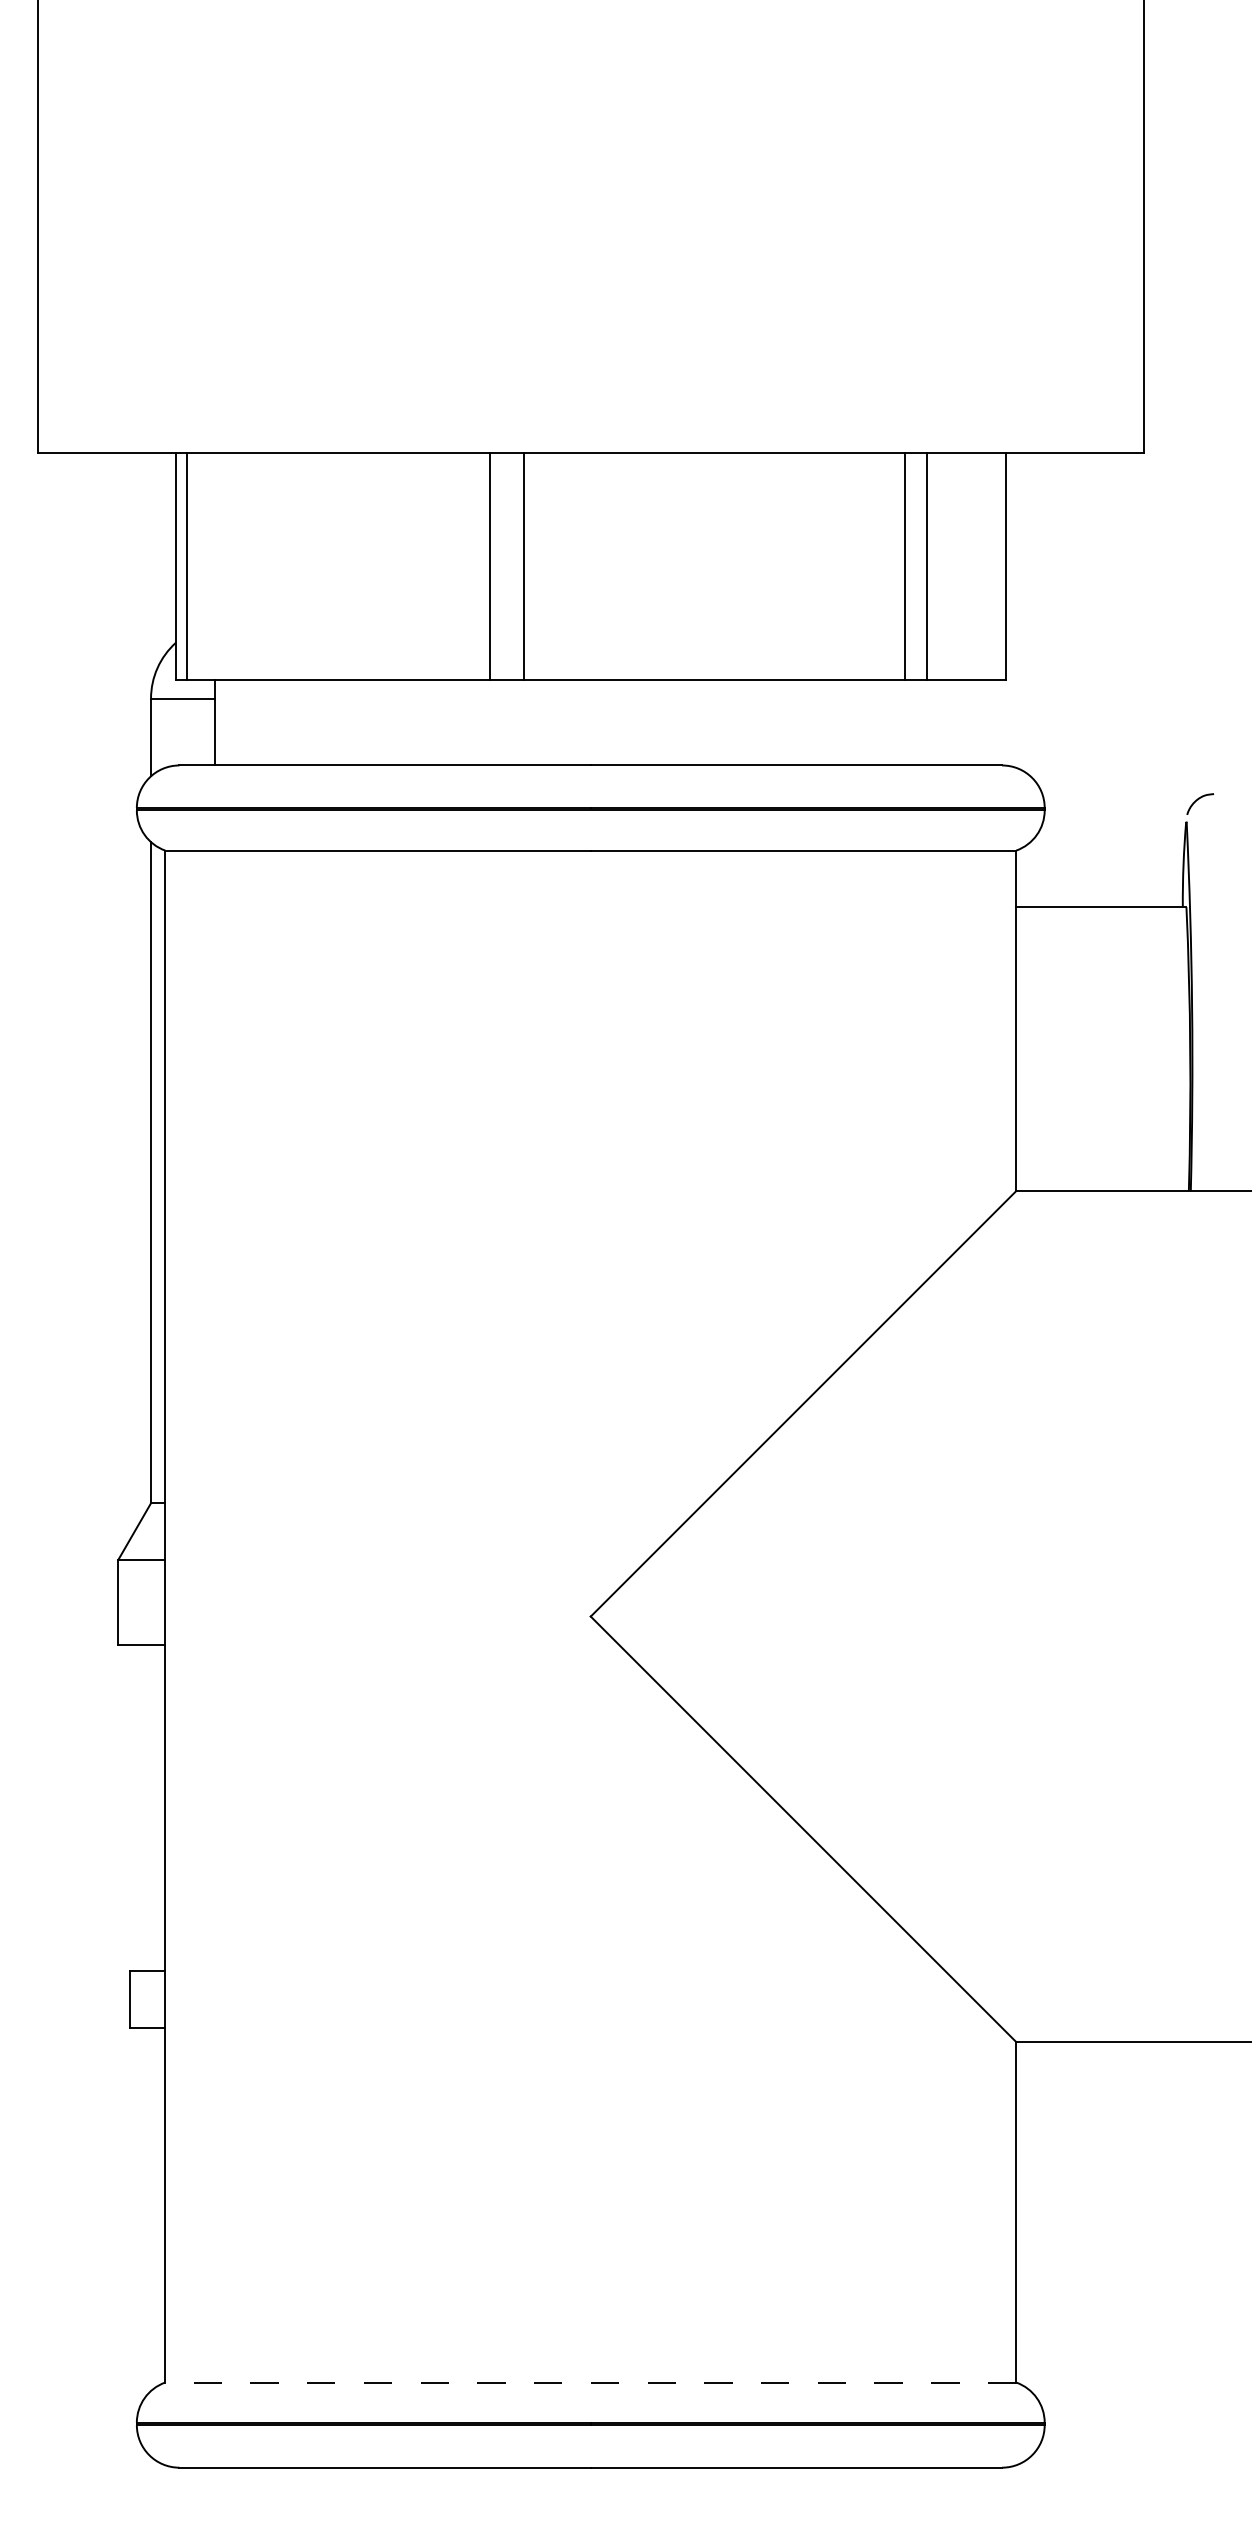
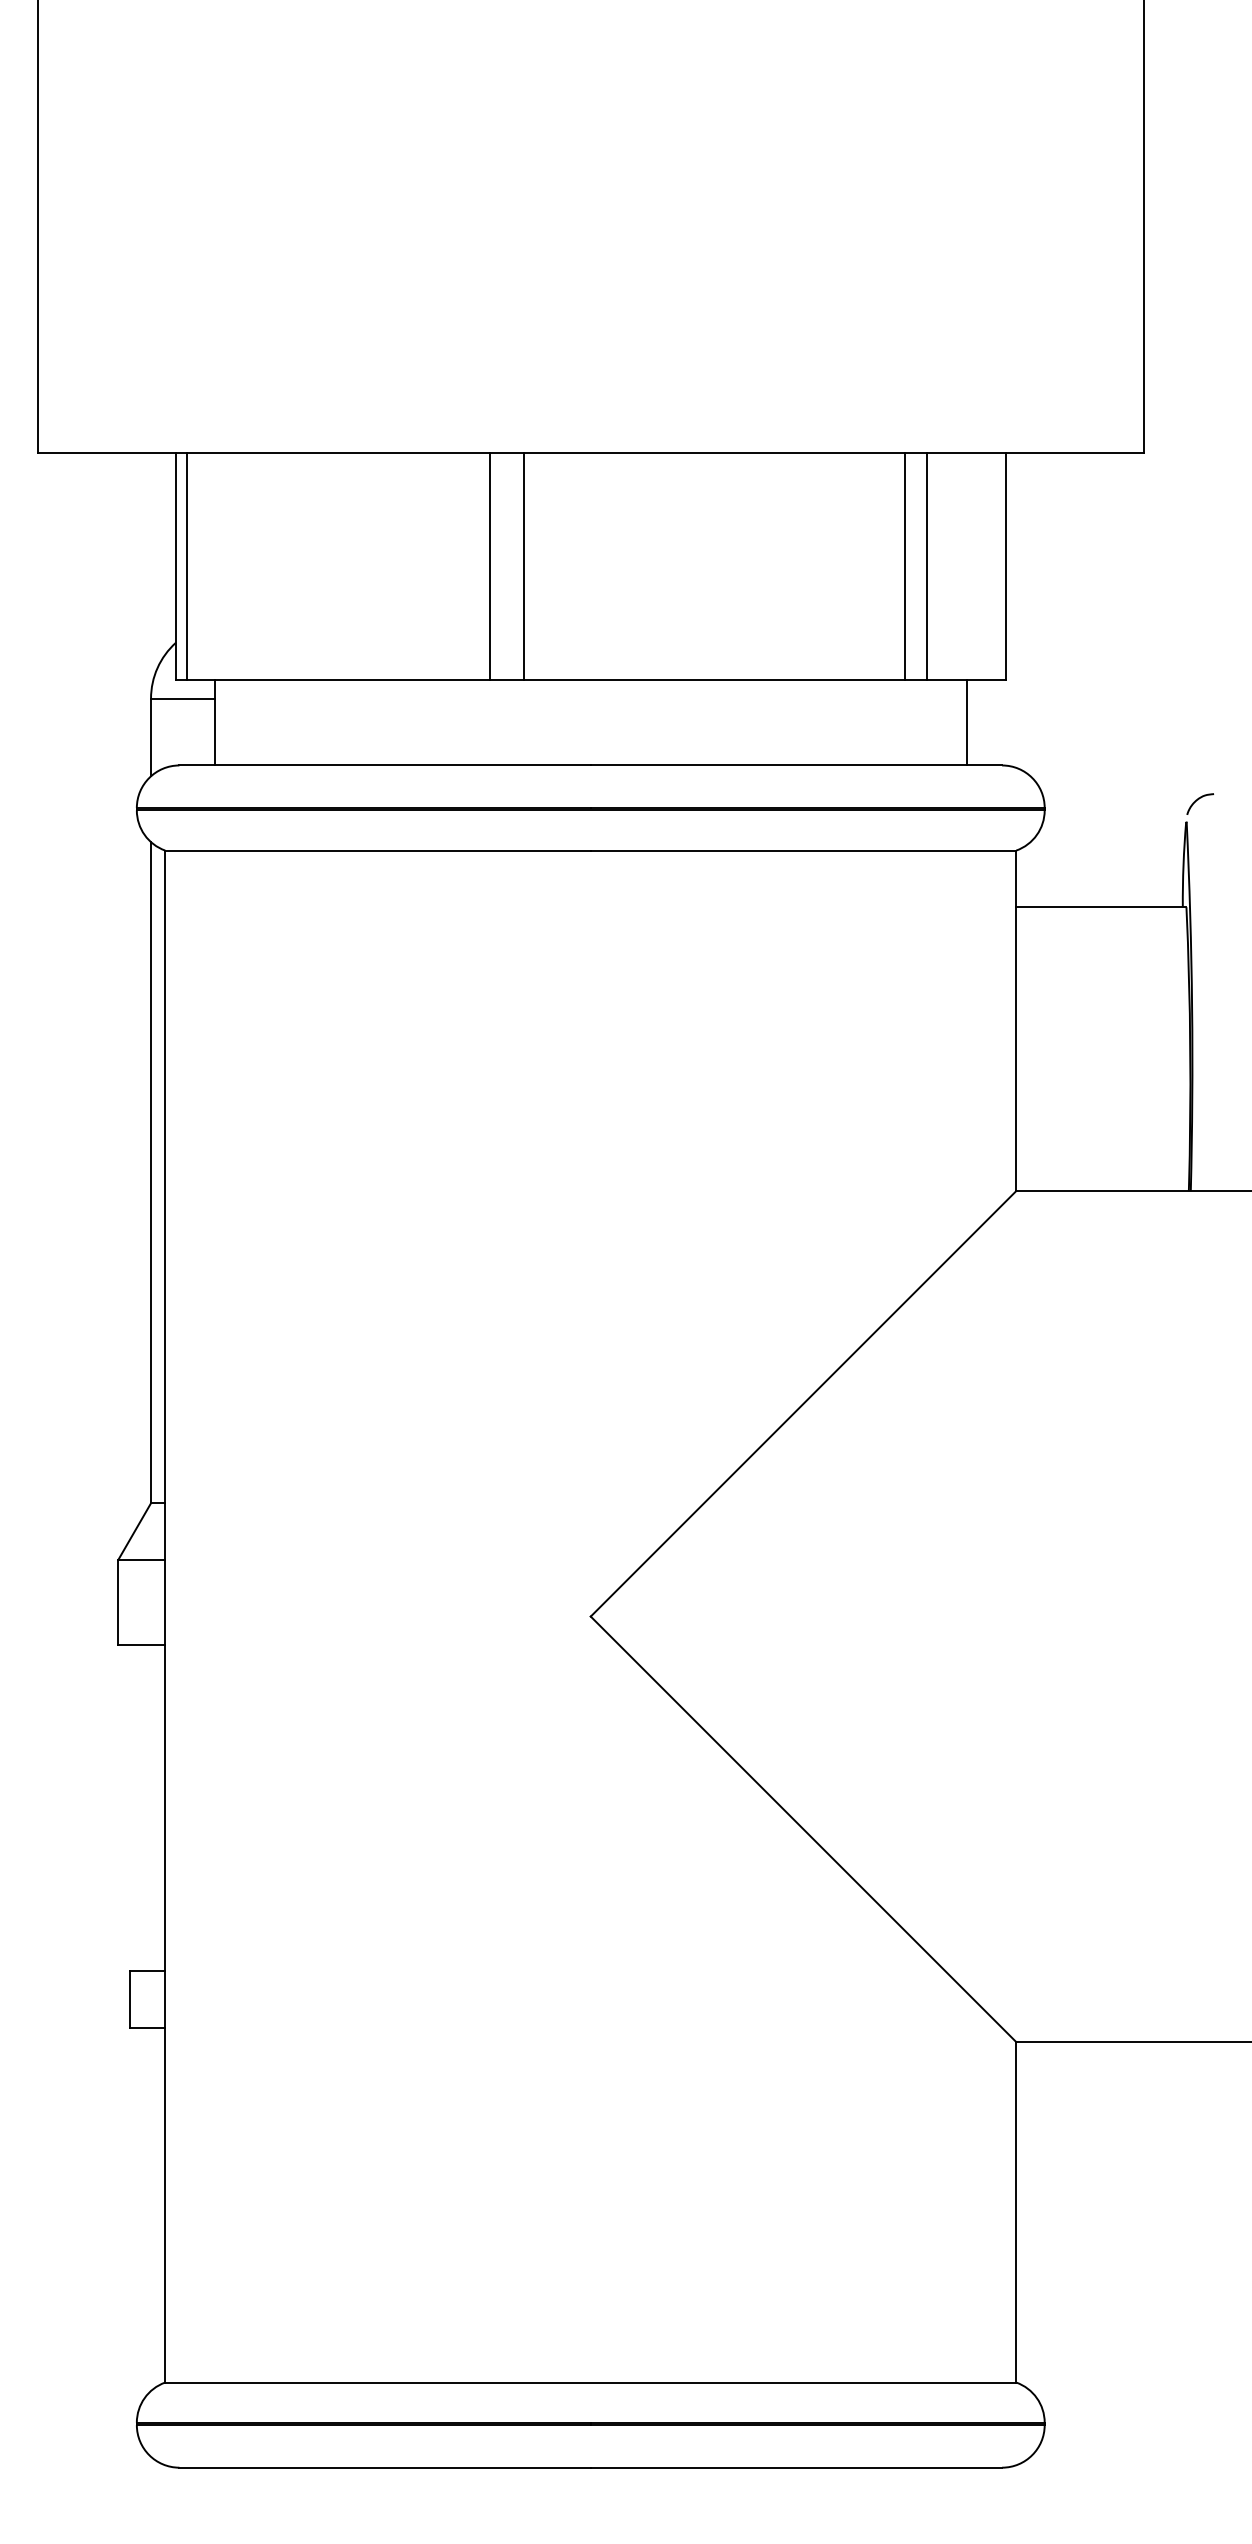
line: none -> present (966, 722)
line: dashed -> solid (590, 2382)
